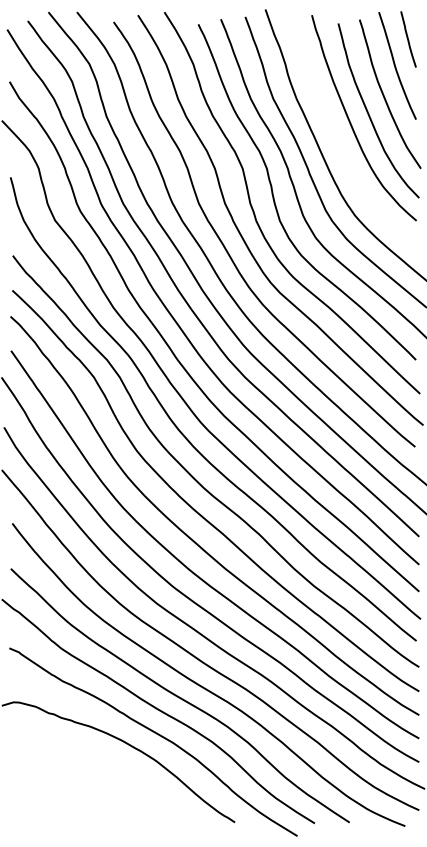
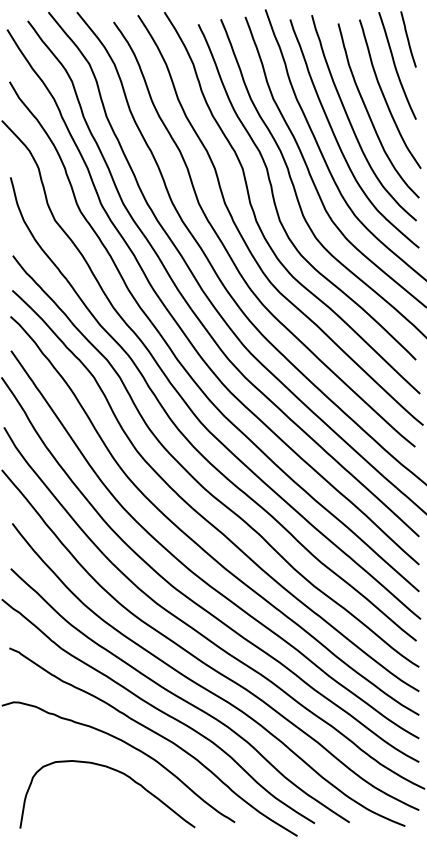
curve: none -> present (338, 141)
curve: none -> present (115, 771)
